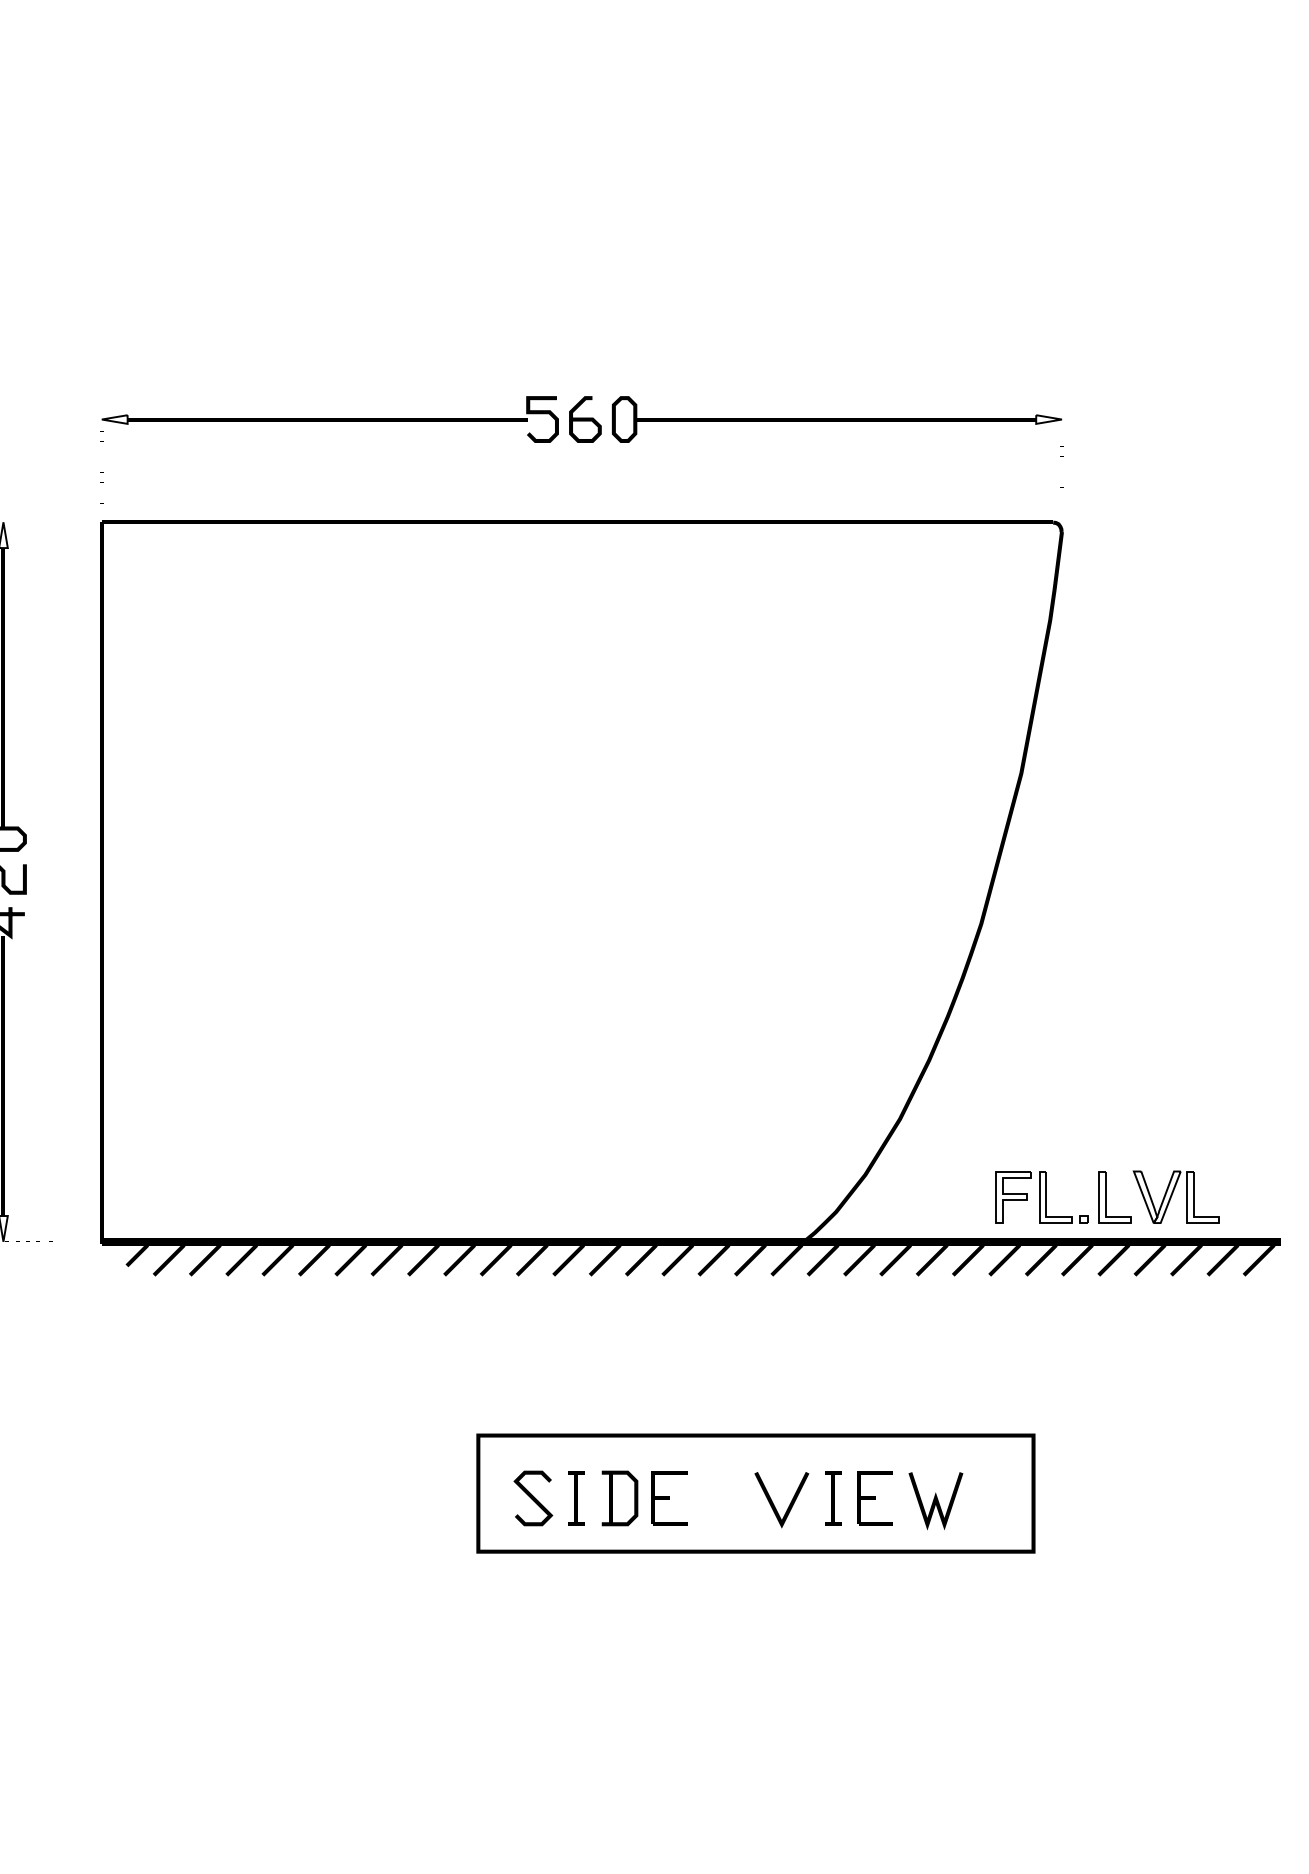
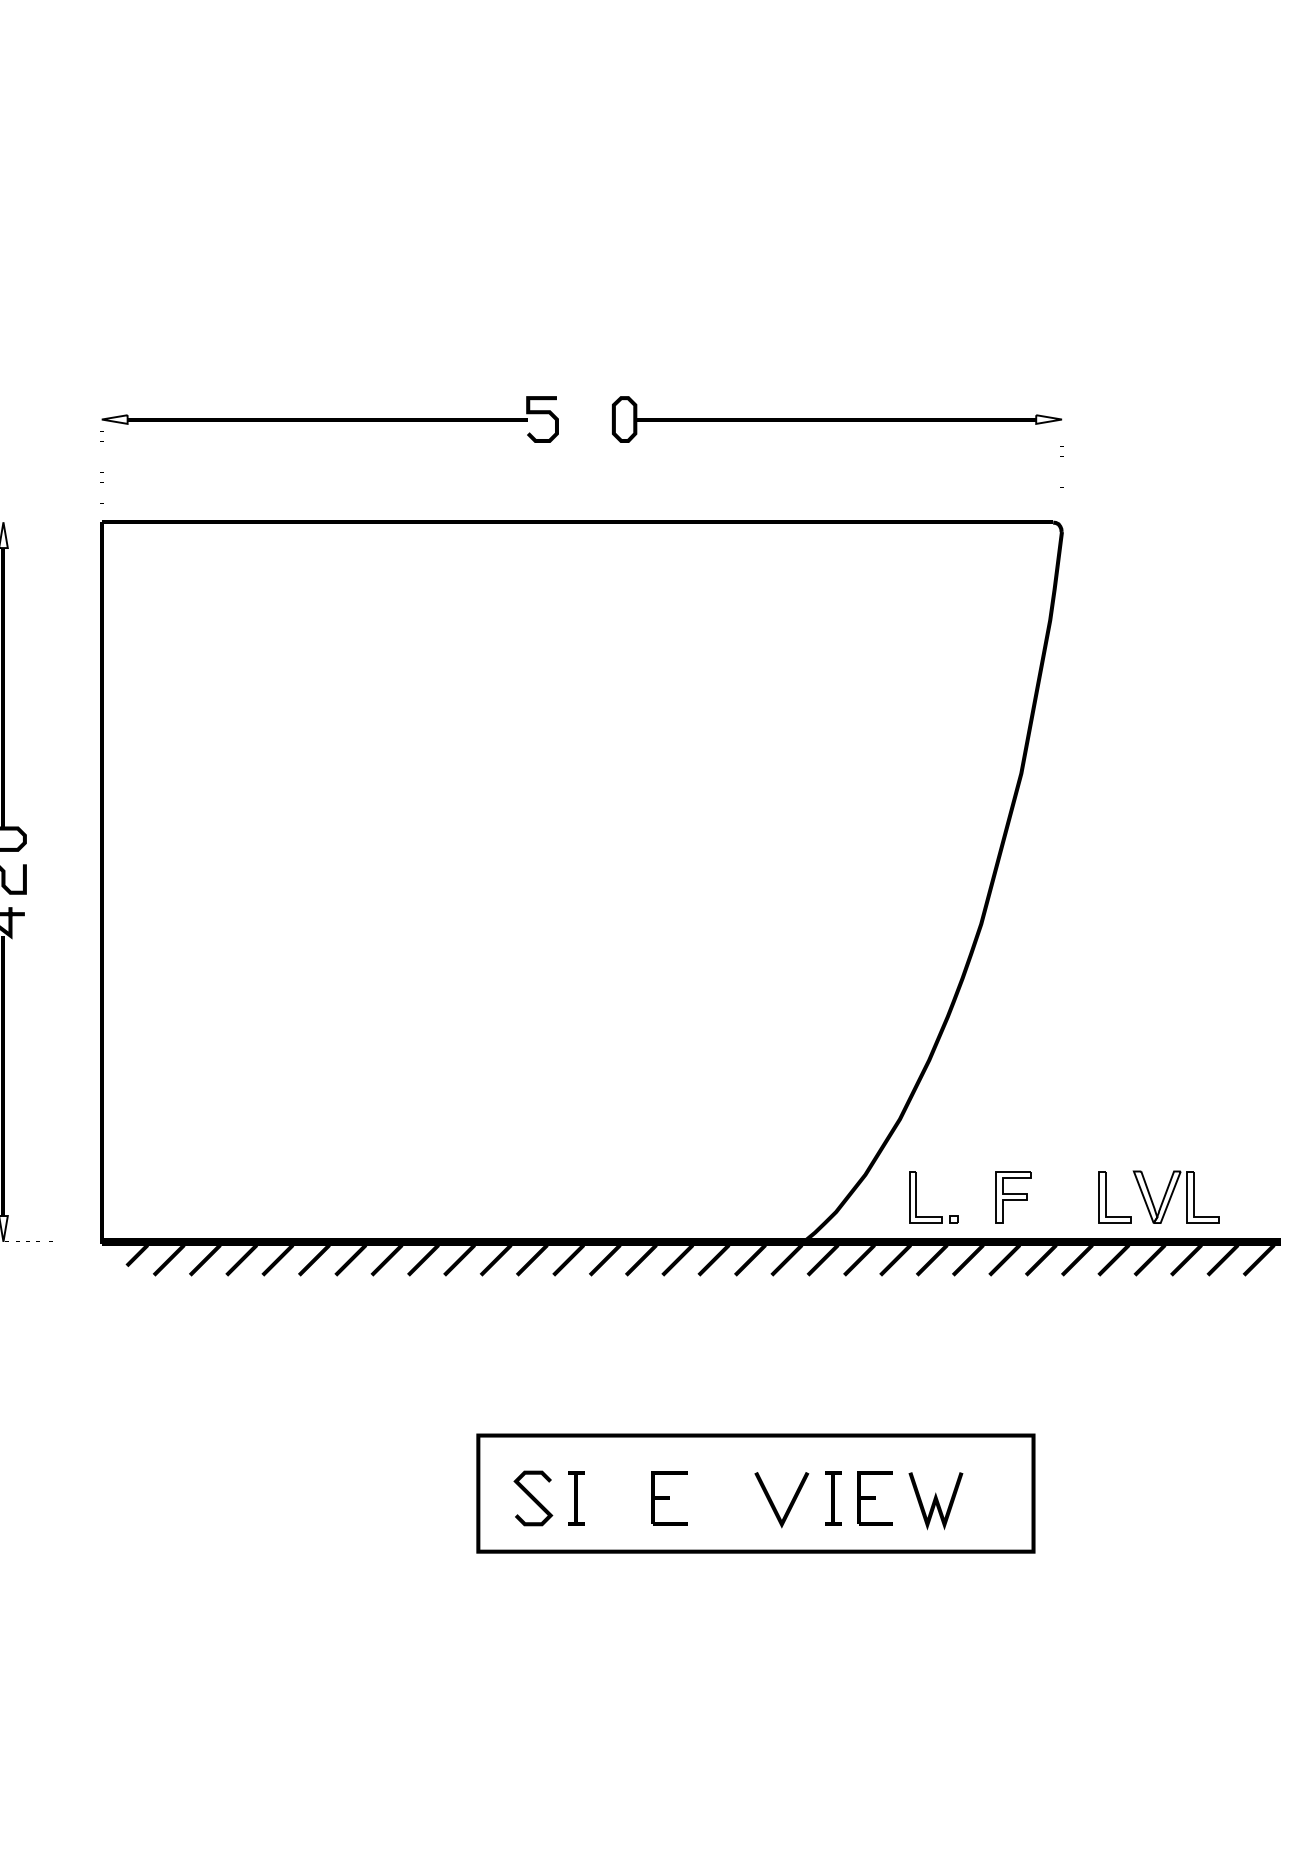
curve: present -> none (585, 419)
part position: (1046, 1197) -> (916, 1197) (916, 1197)
part: present -> none (619, 1498)
